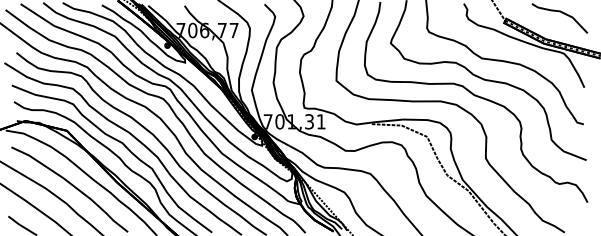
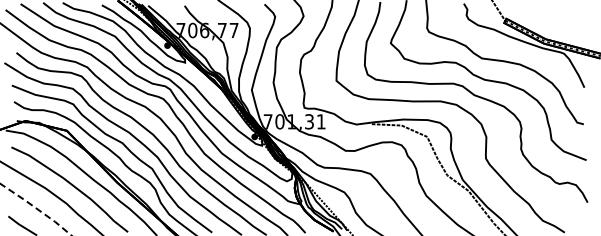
curve: present -> none (561, 13)
line: solid -> dashed (36, 208)
